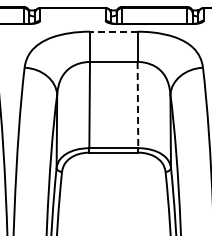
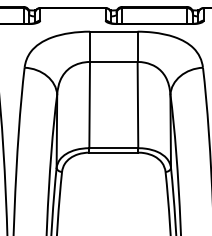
line: dashed -> solid (113, 31)
line: dashed -> solid (137, 105)
